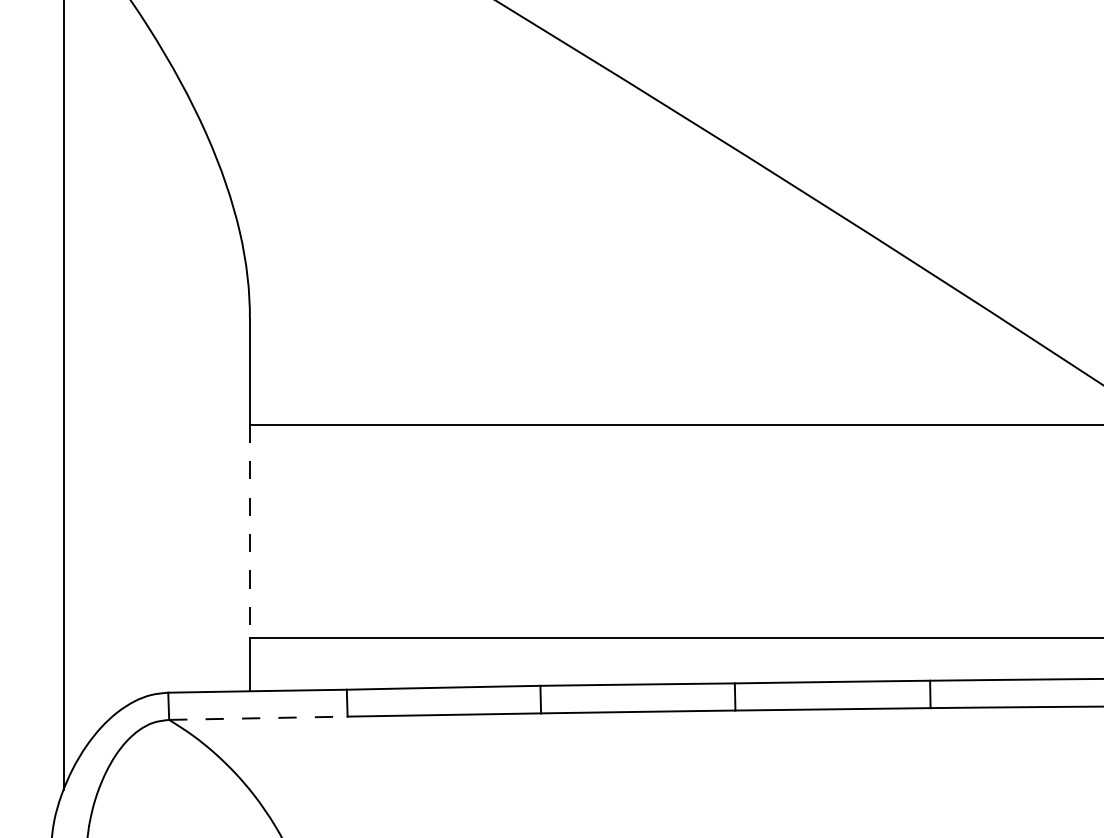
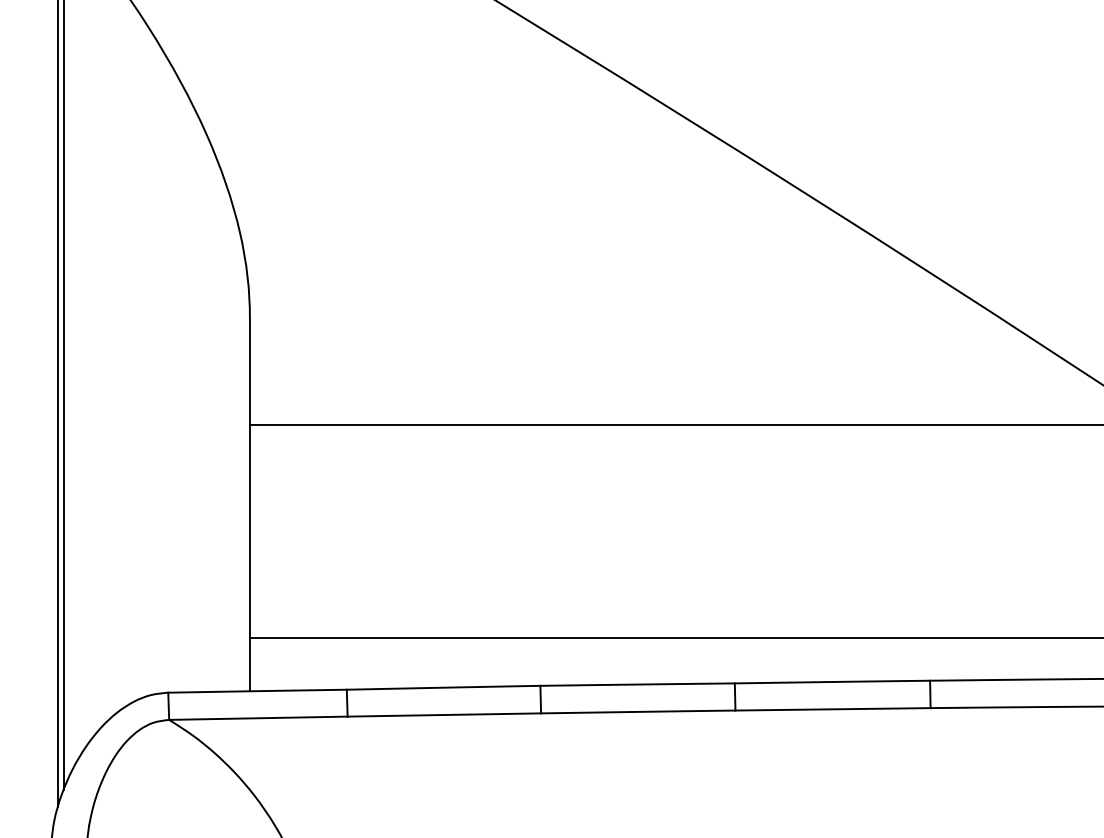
line: none -> present (58, 404)
line: dashed -> solid (249, 531)
line: dashed -> solid (258, 718)
